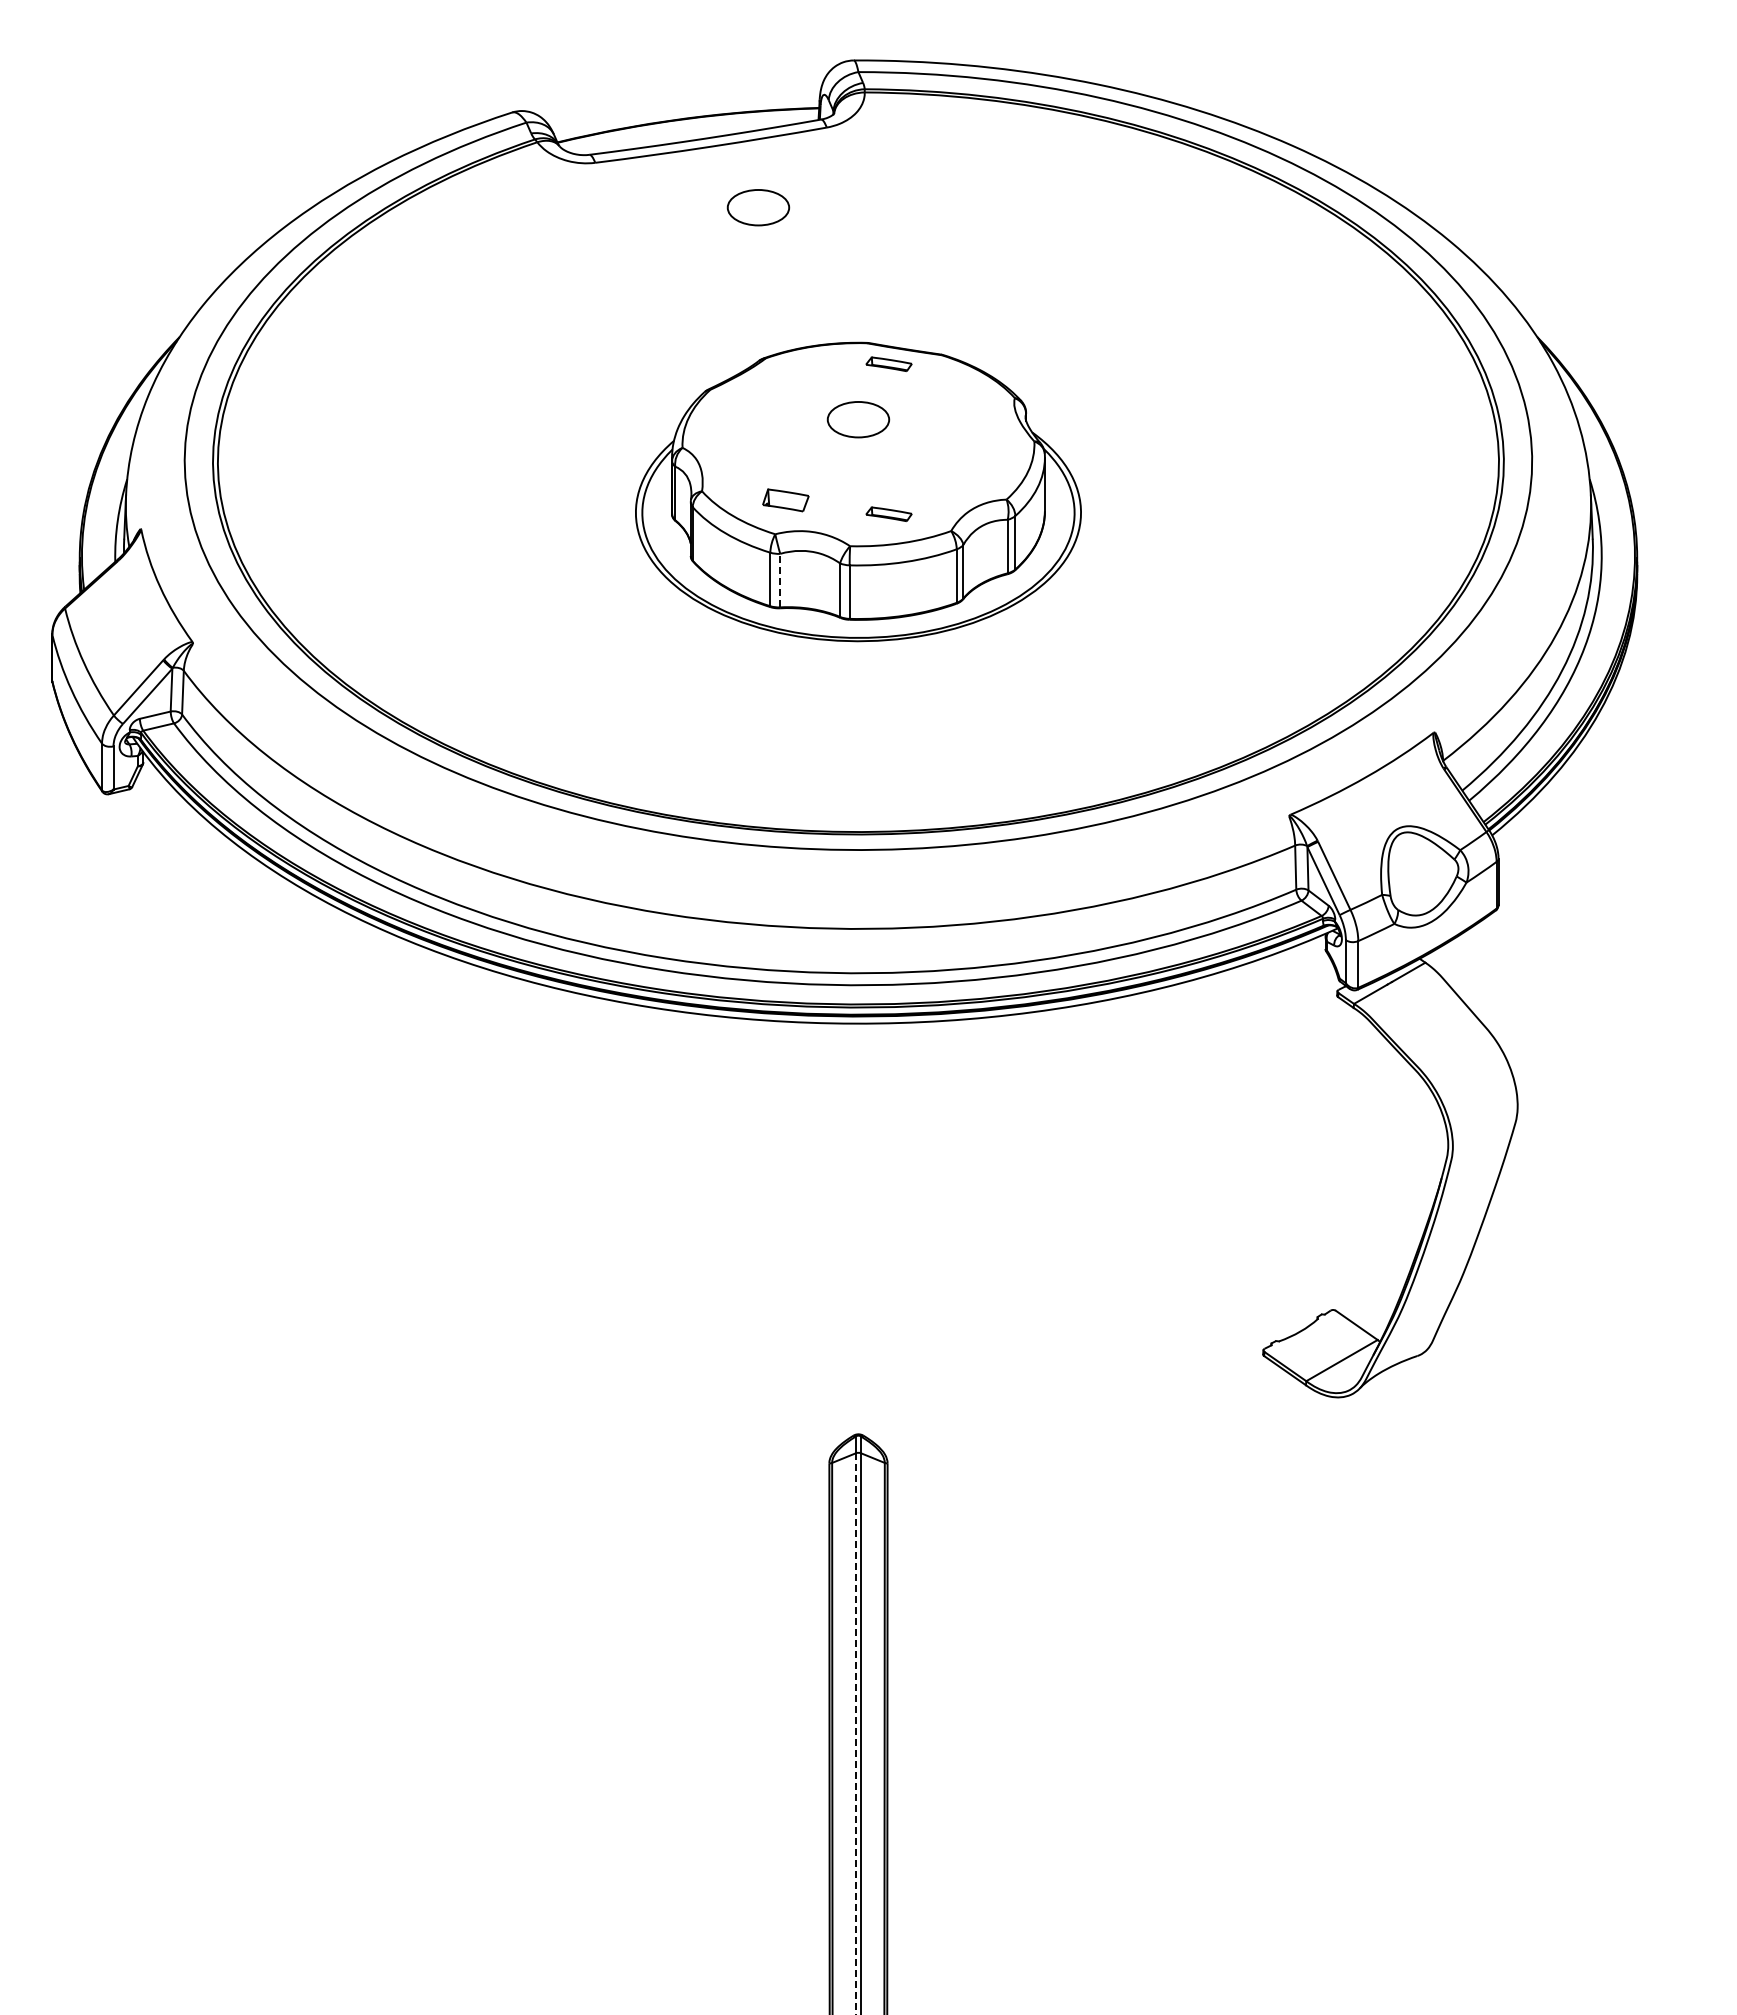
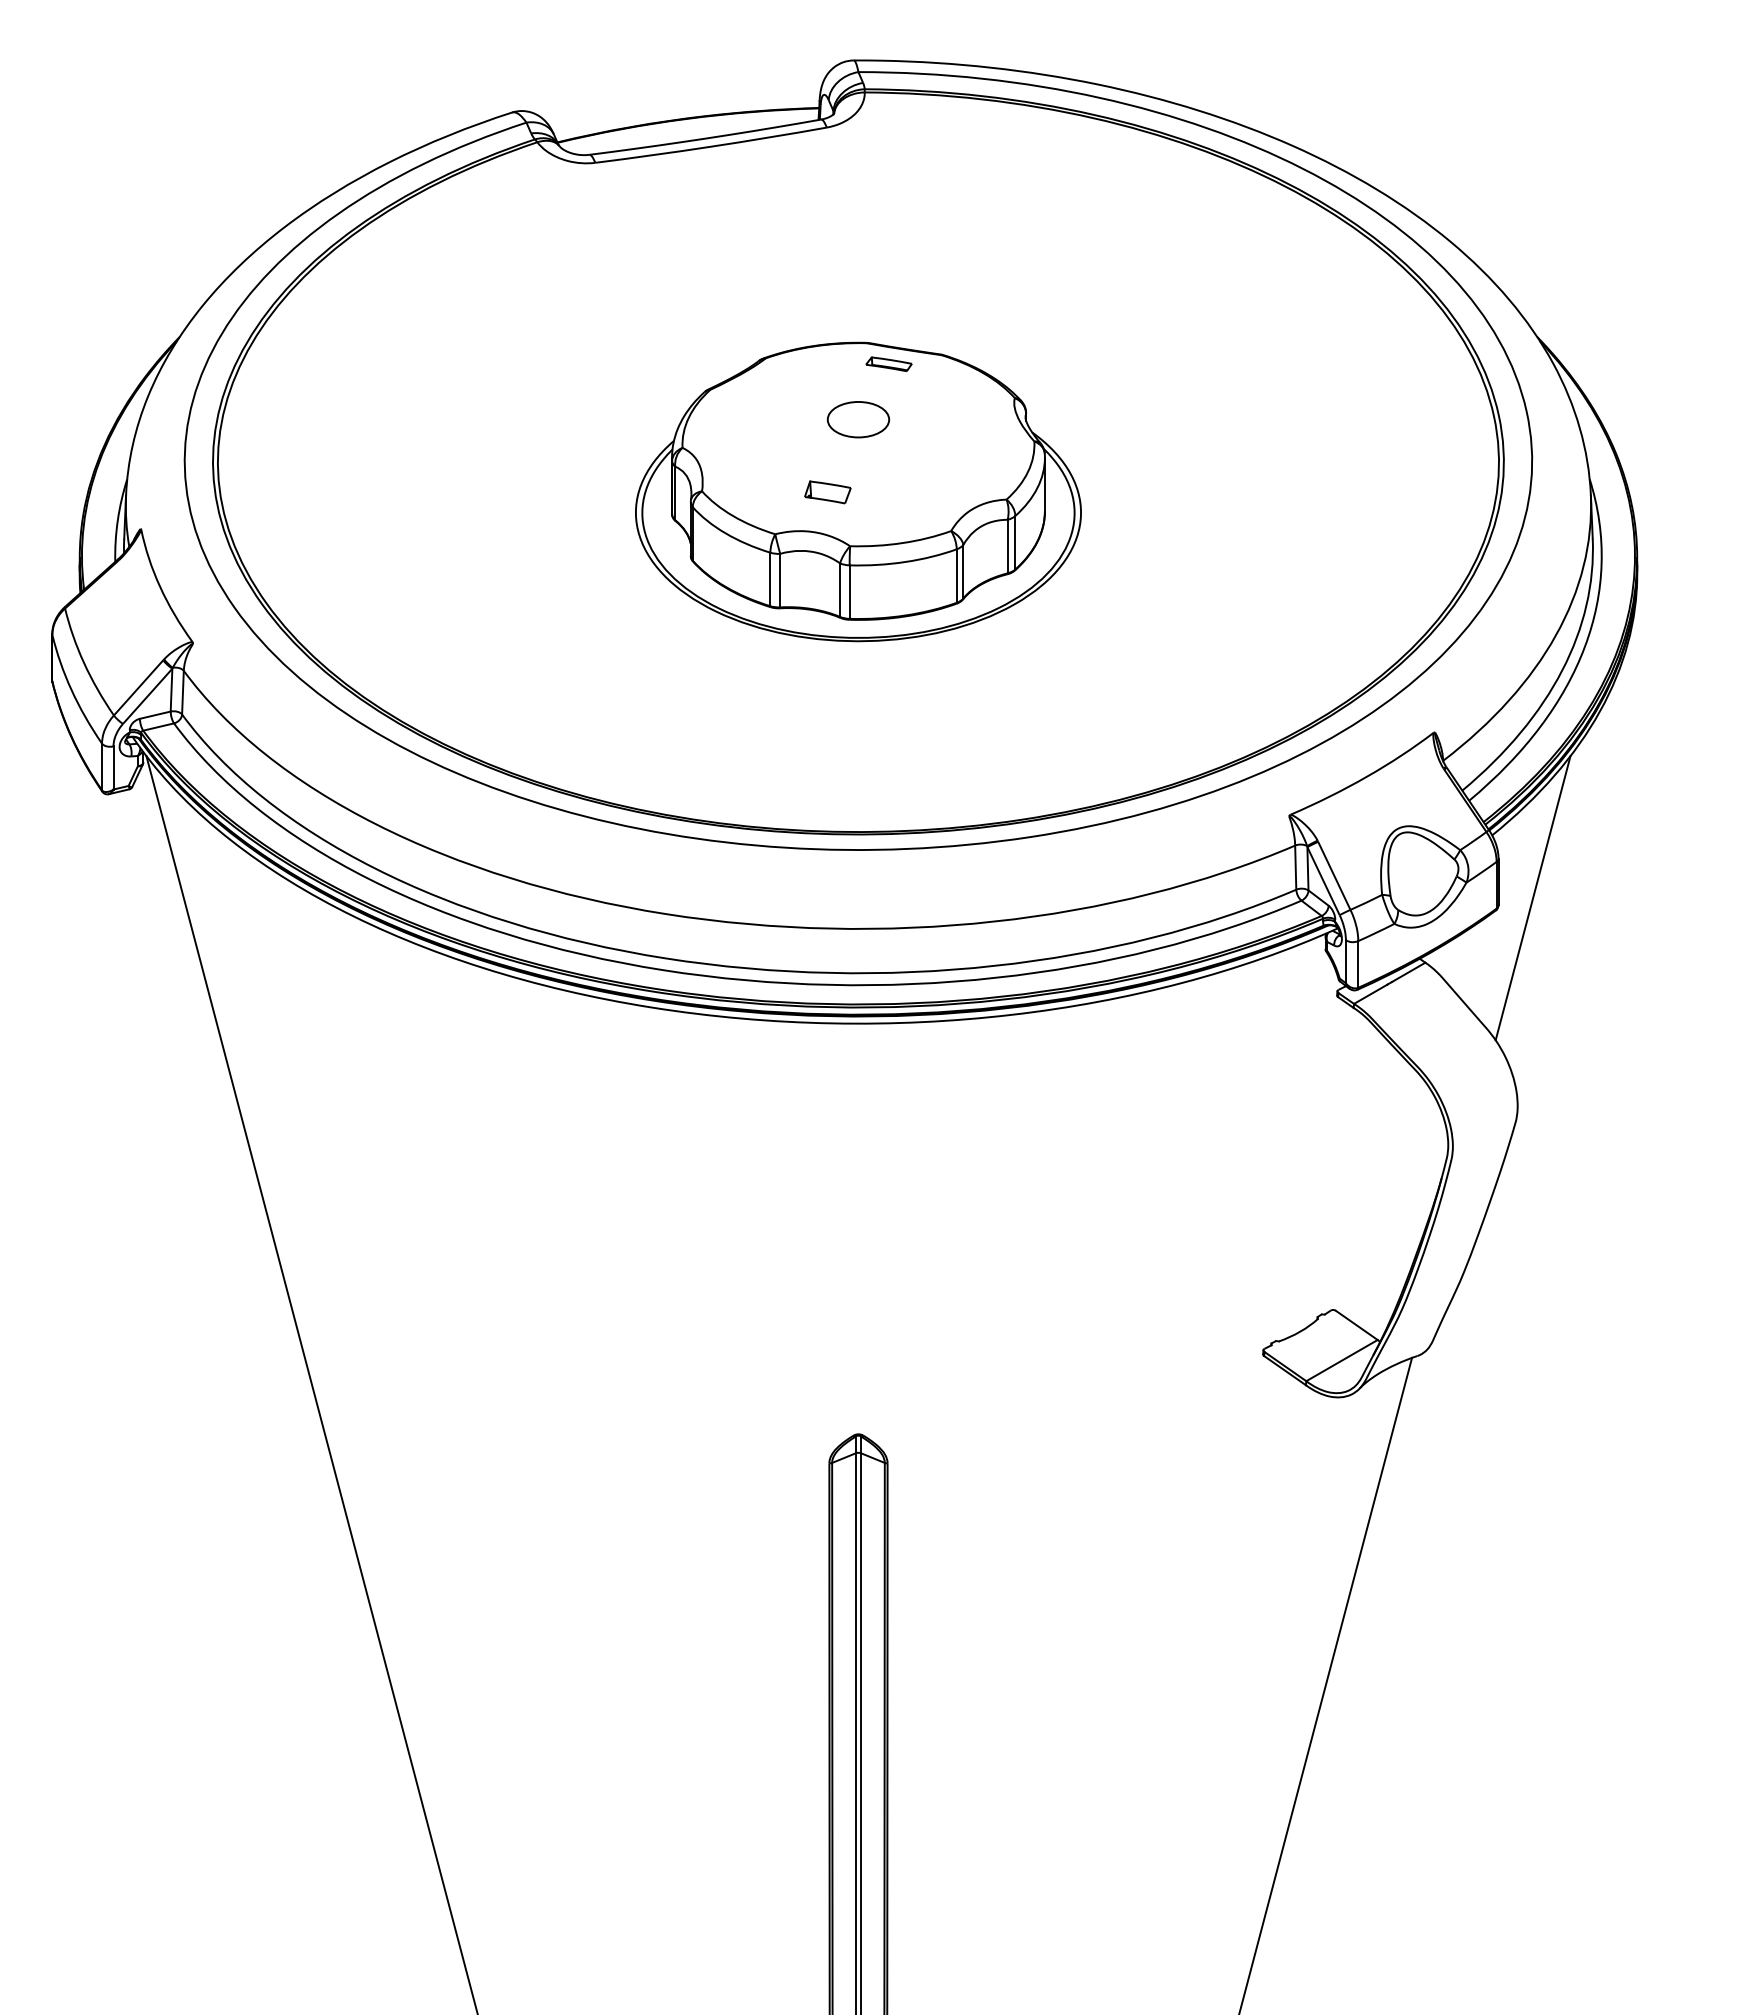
part: present -> none (758, 207)
part position: (785, 500) -> (827, 492) (827, 492)
part: present -> none (888, 514)
line: dashed -> solid (780, 580)
line: none -> present (1532, 898)
line: none -> present (311, 1383)
line: none -> present (1325, 1684)
line: dashed -> solid (855, 1734)
